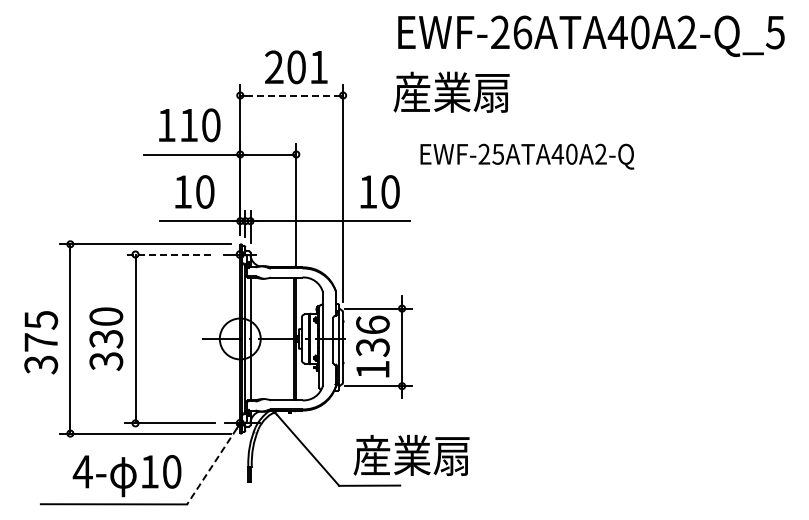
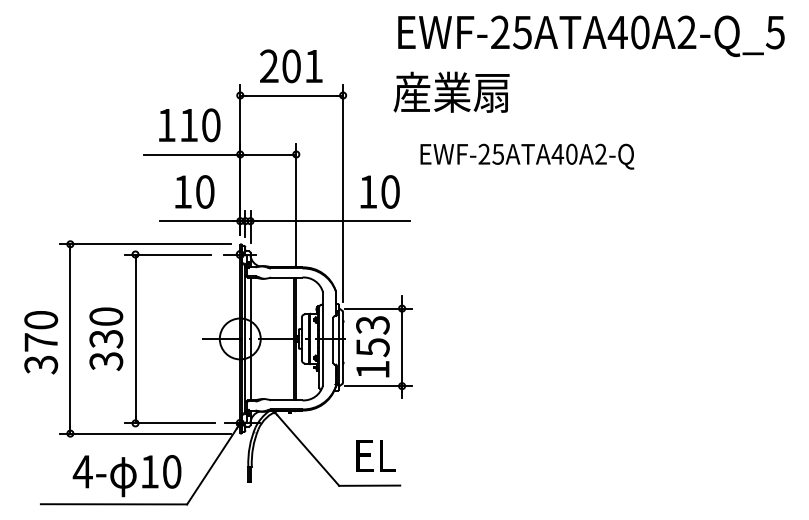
text: EWF-26ATA40A2-Q_5 -> EWF-25ATA40A2-Q_5 (522, 32)
text position: (296, 67) -> (291, 66) (291, 66)
line: dashed -> solid (292, 95)
line: dashed -> solid (167, 254)
text: 375 -> 370 (41, 320)
text: 136 -> 153 (372, 335)
text: 産業扇 -> EL (411, 454)
line: dashed -> solid (211, 466)
